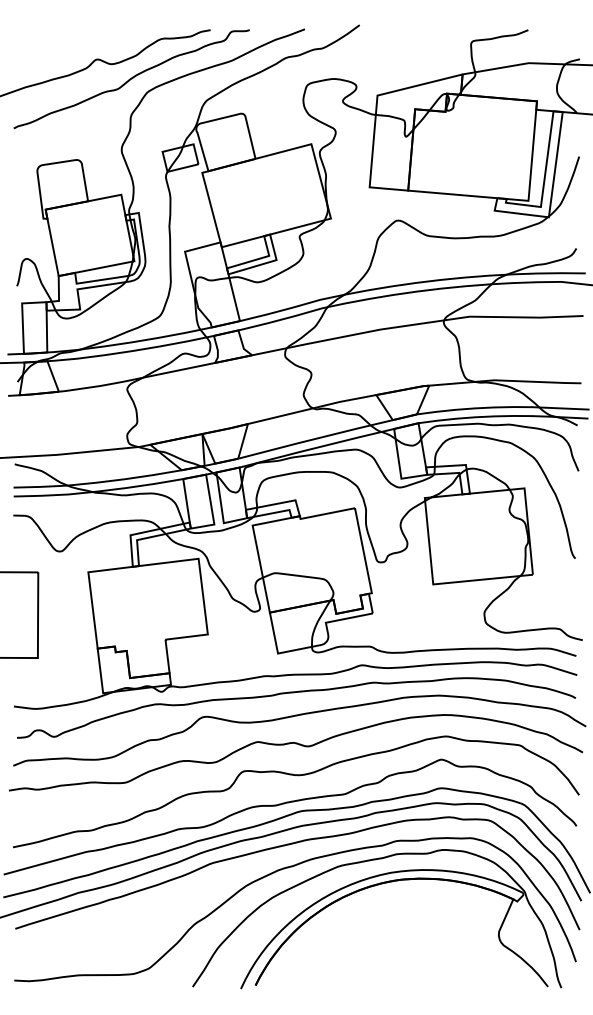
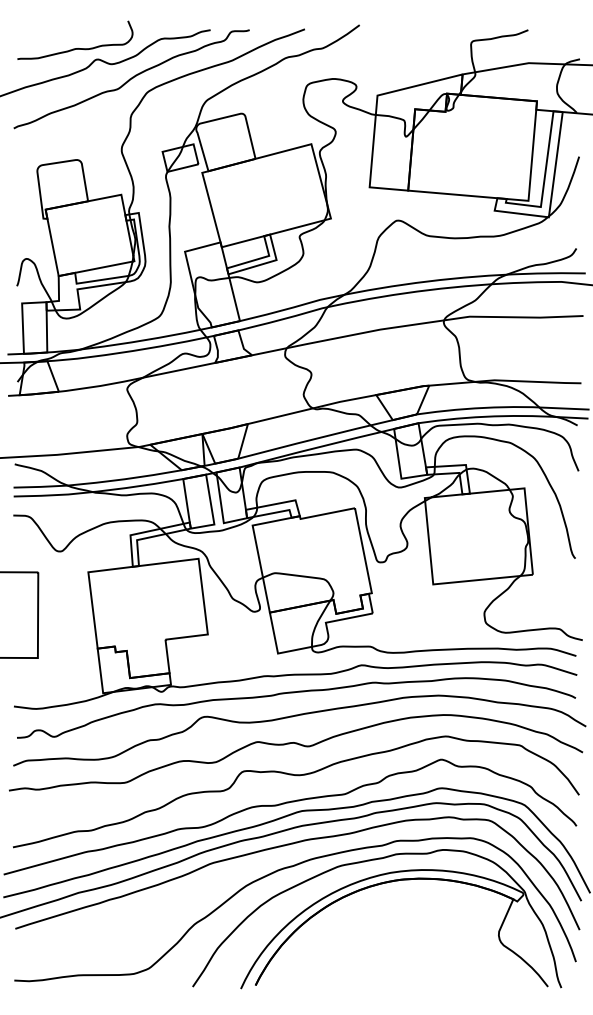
curve: none -> present (75, 48)
